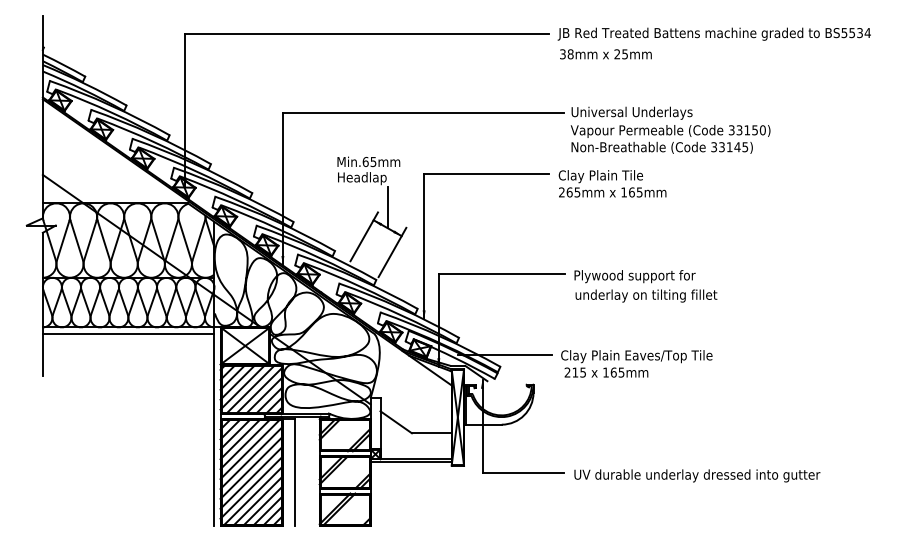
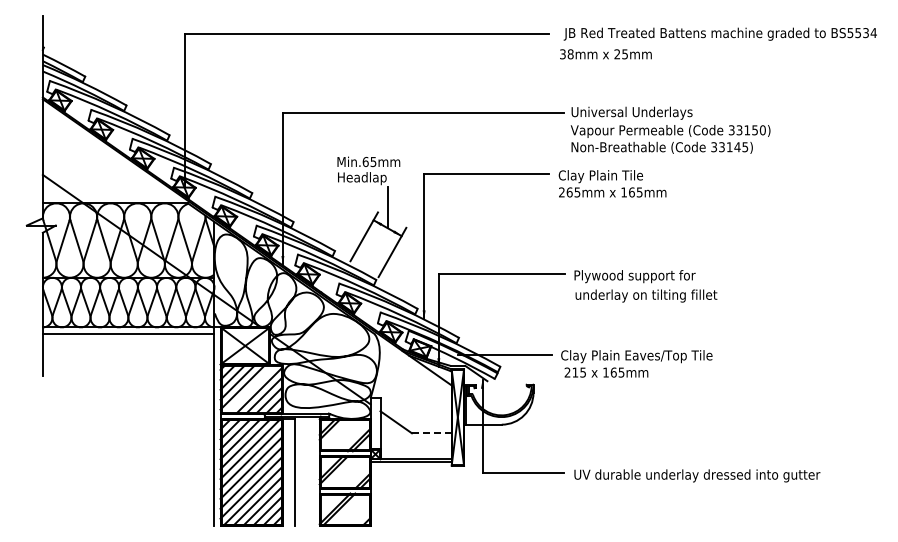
text position: (713, 33) -> (719, 33) (719, 33)
line: present -> none (250, 389)
line: solid -> dashed (431, 433)
